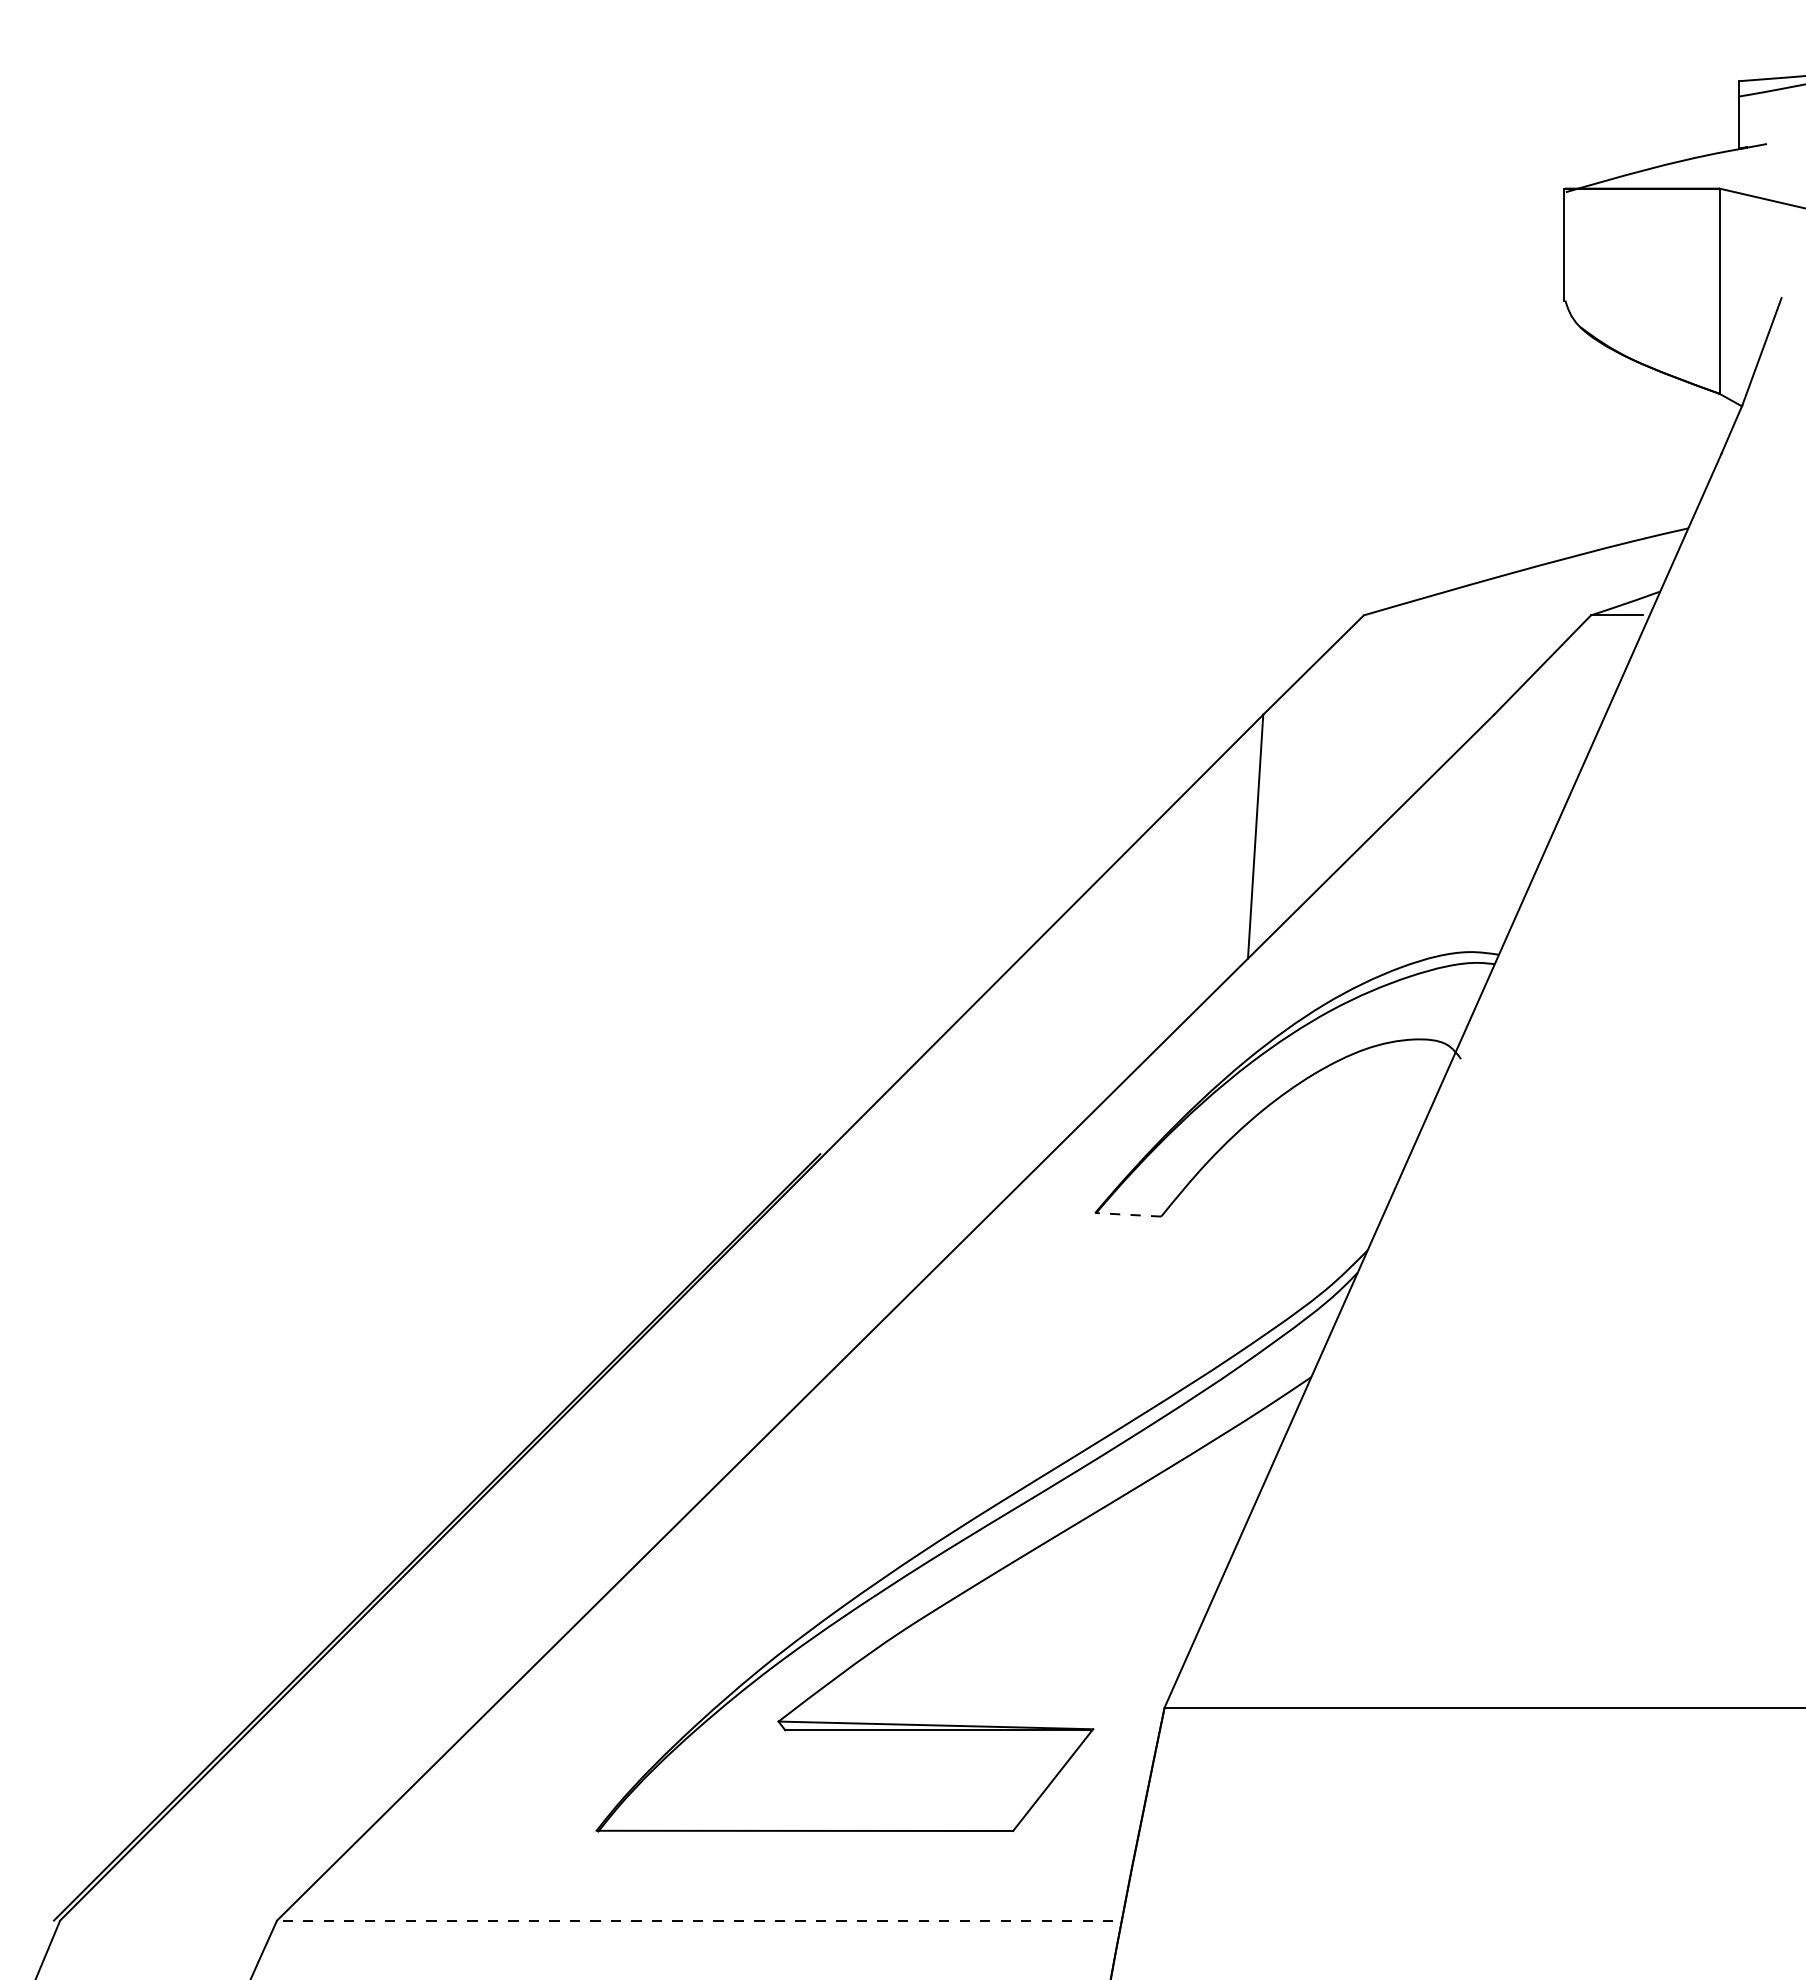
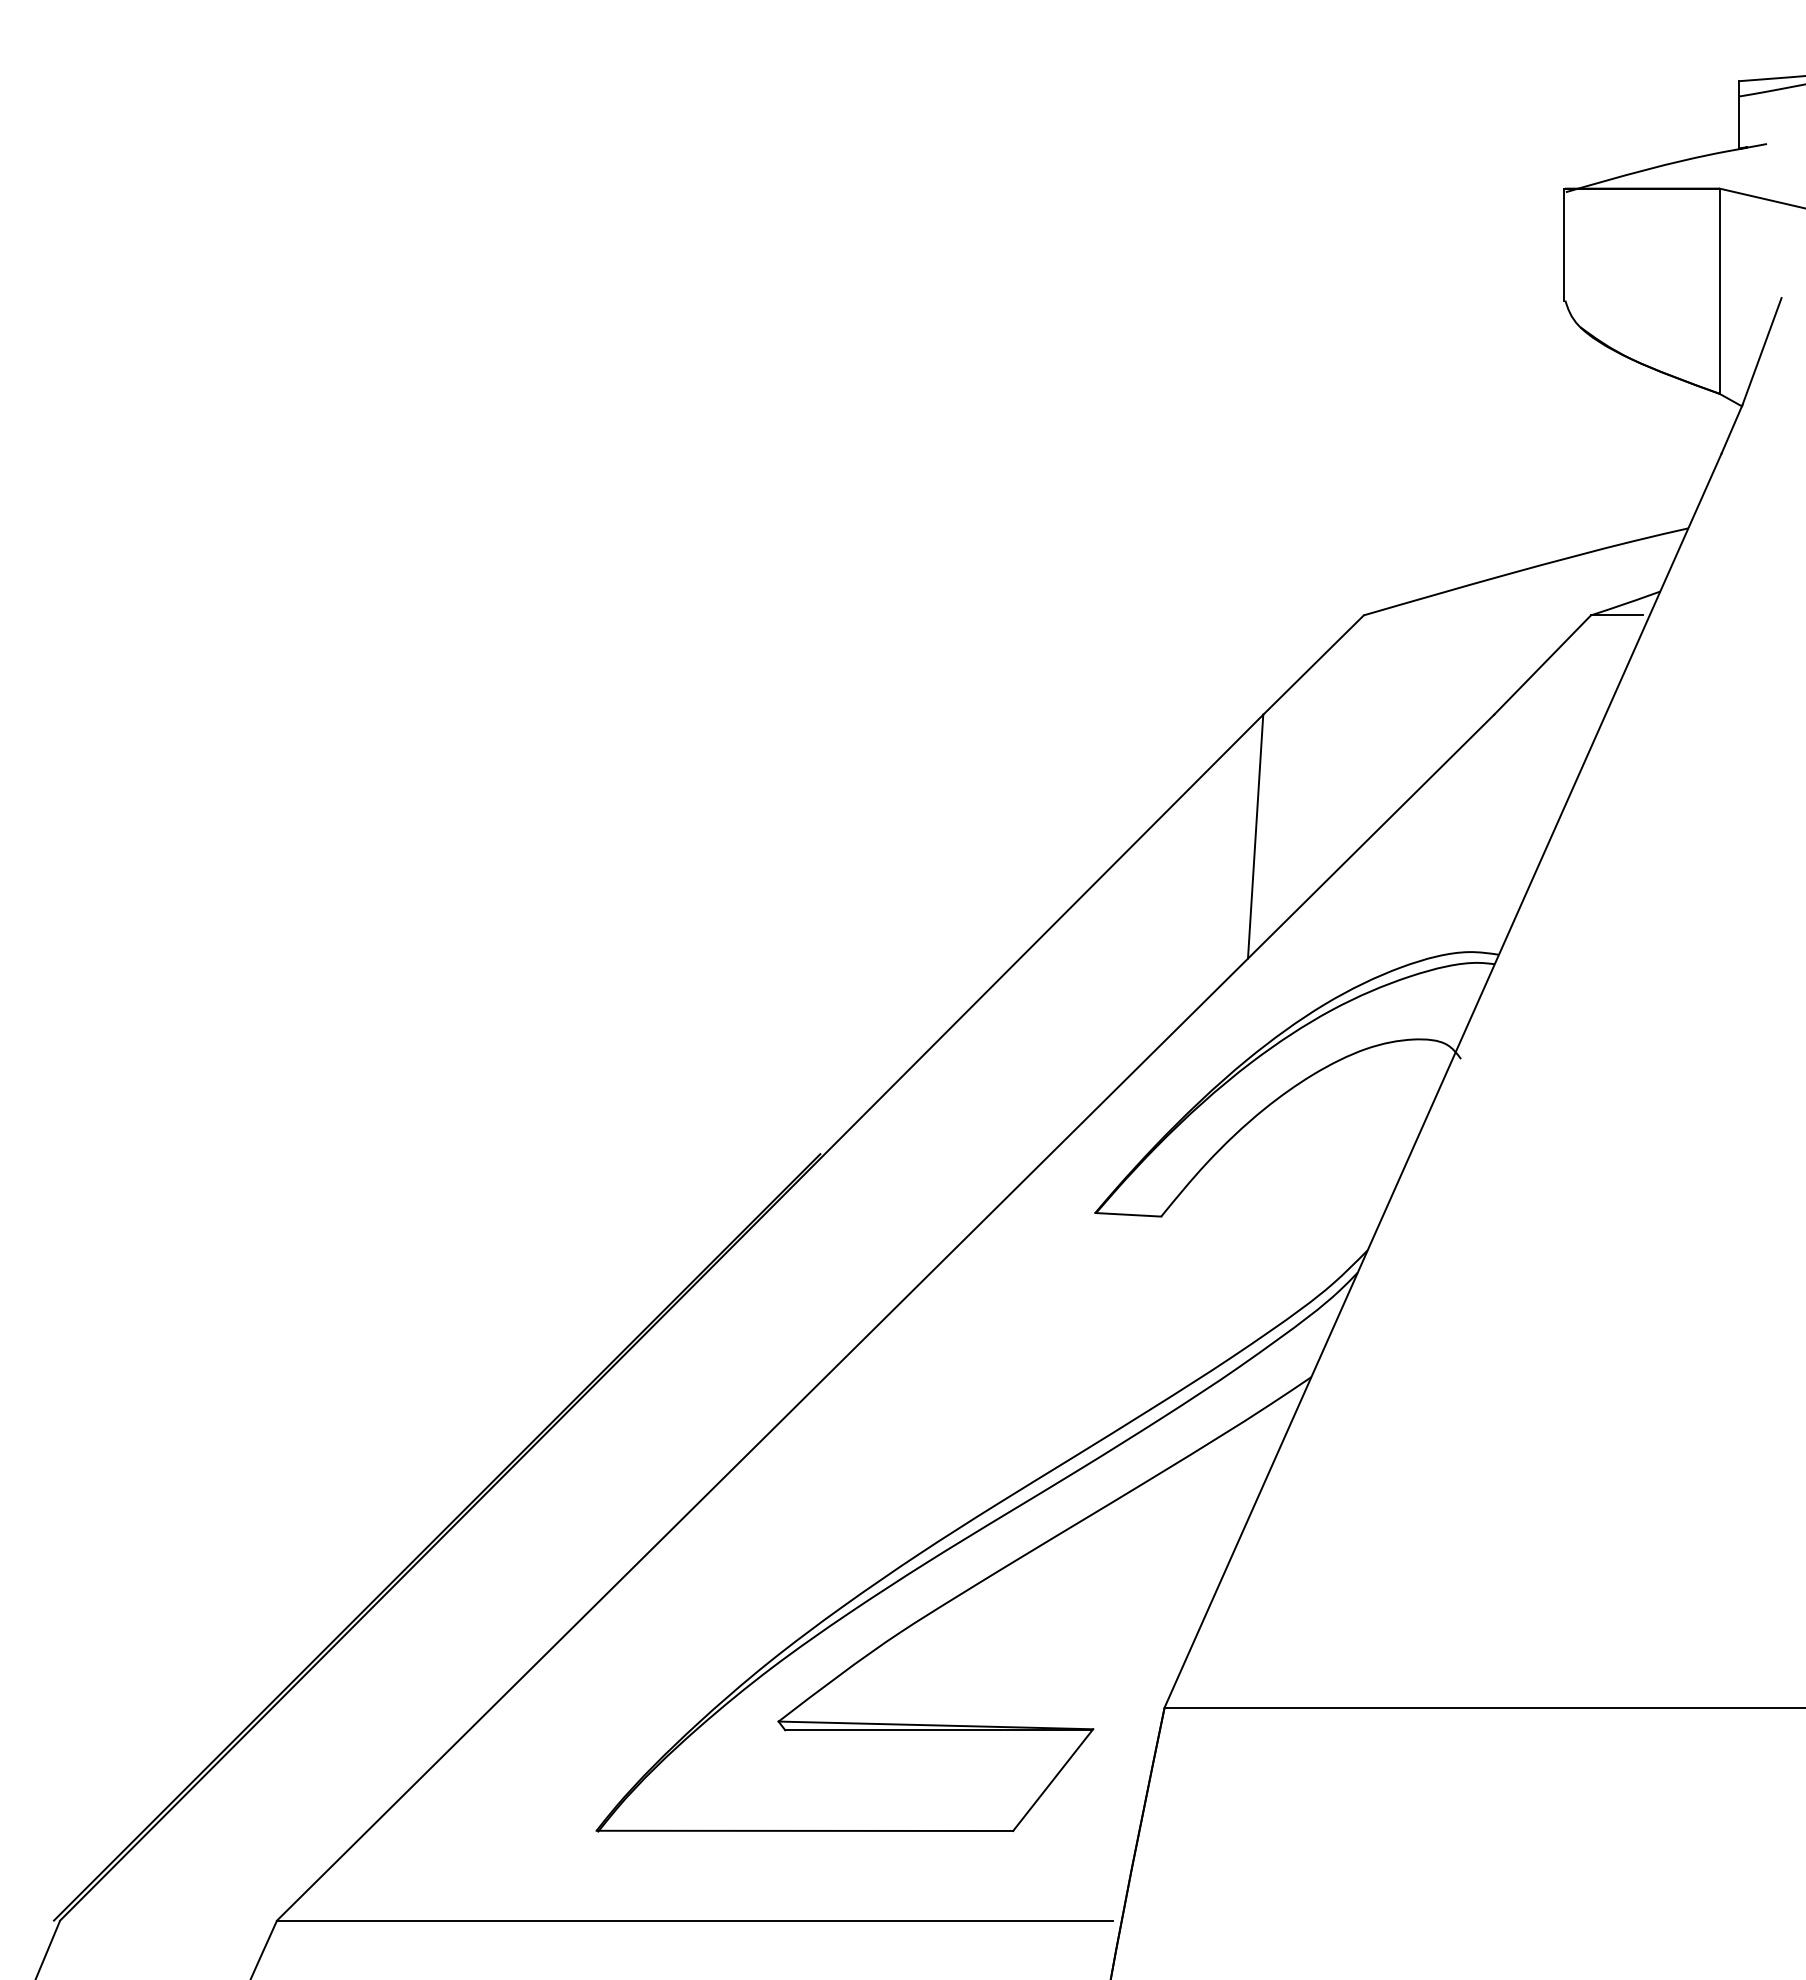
line: dashed -> solid (1127, 1214)
line: dashed -> solid (694, 1920)
